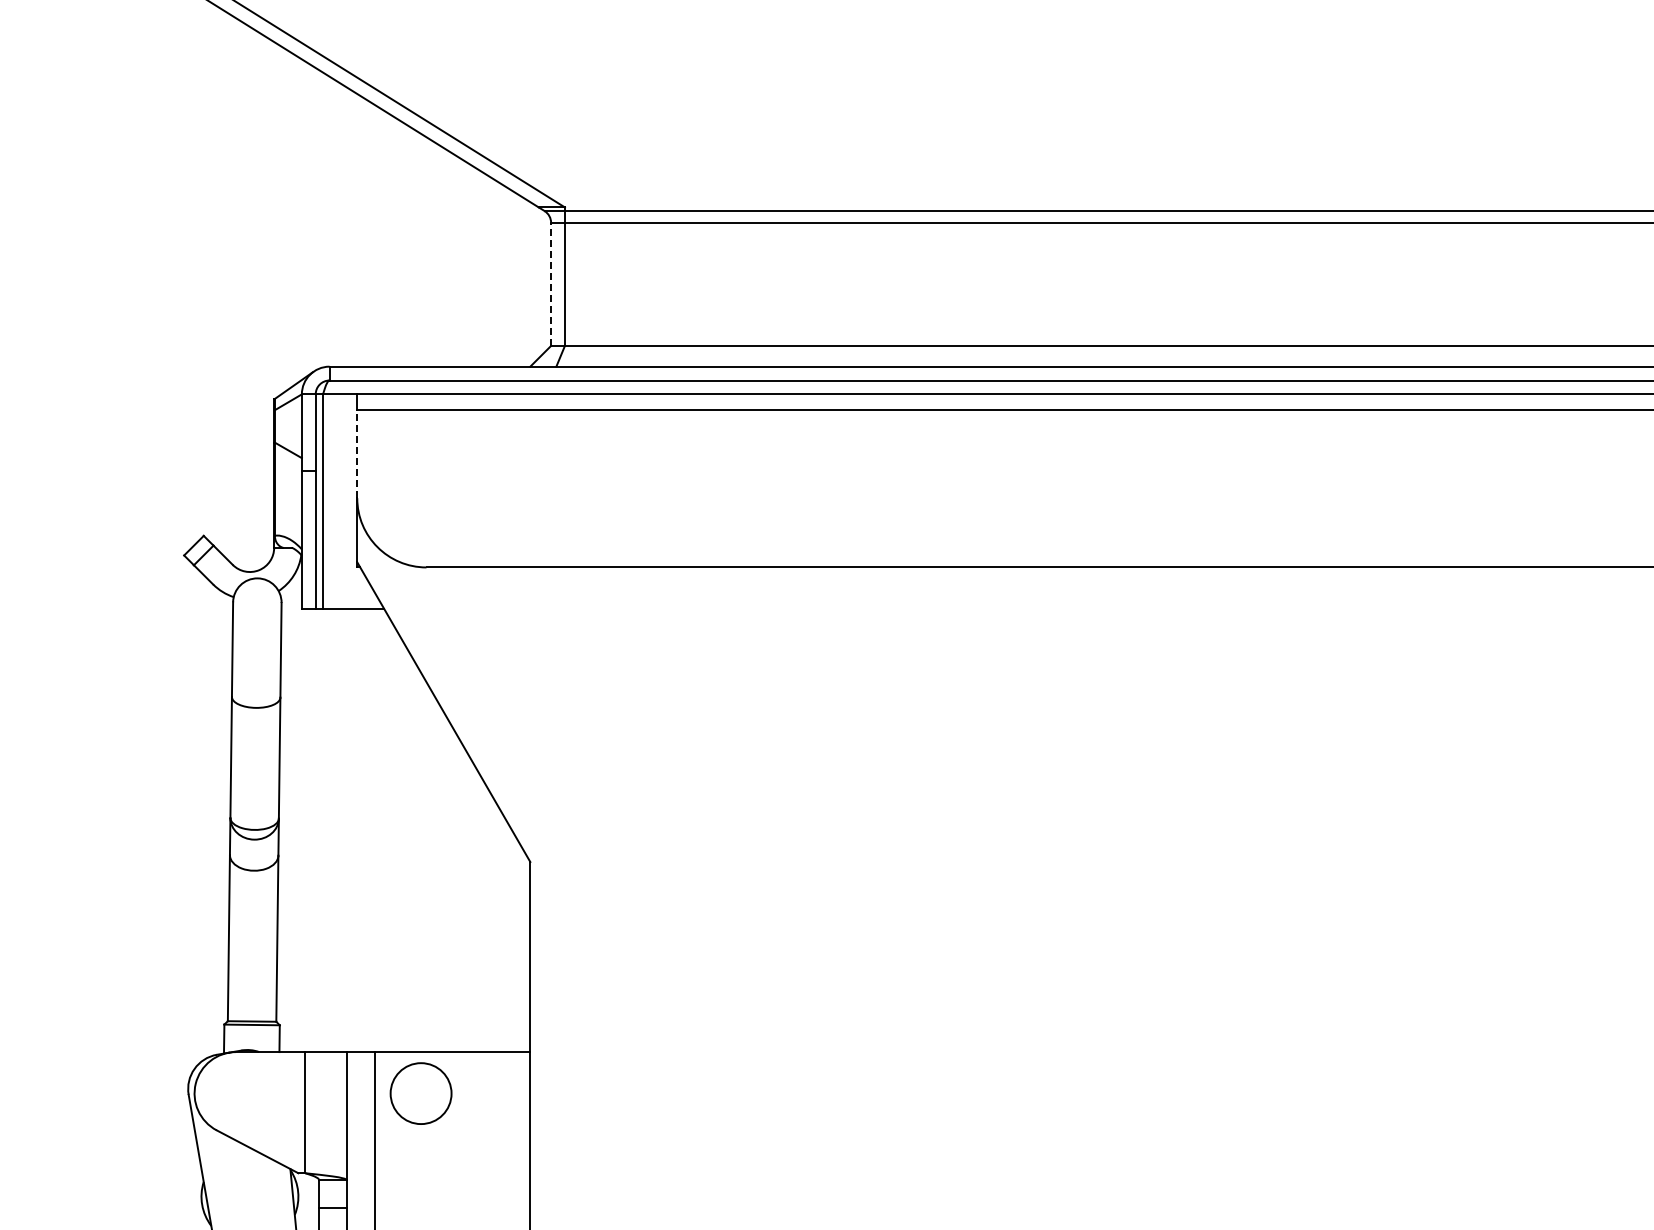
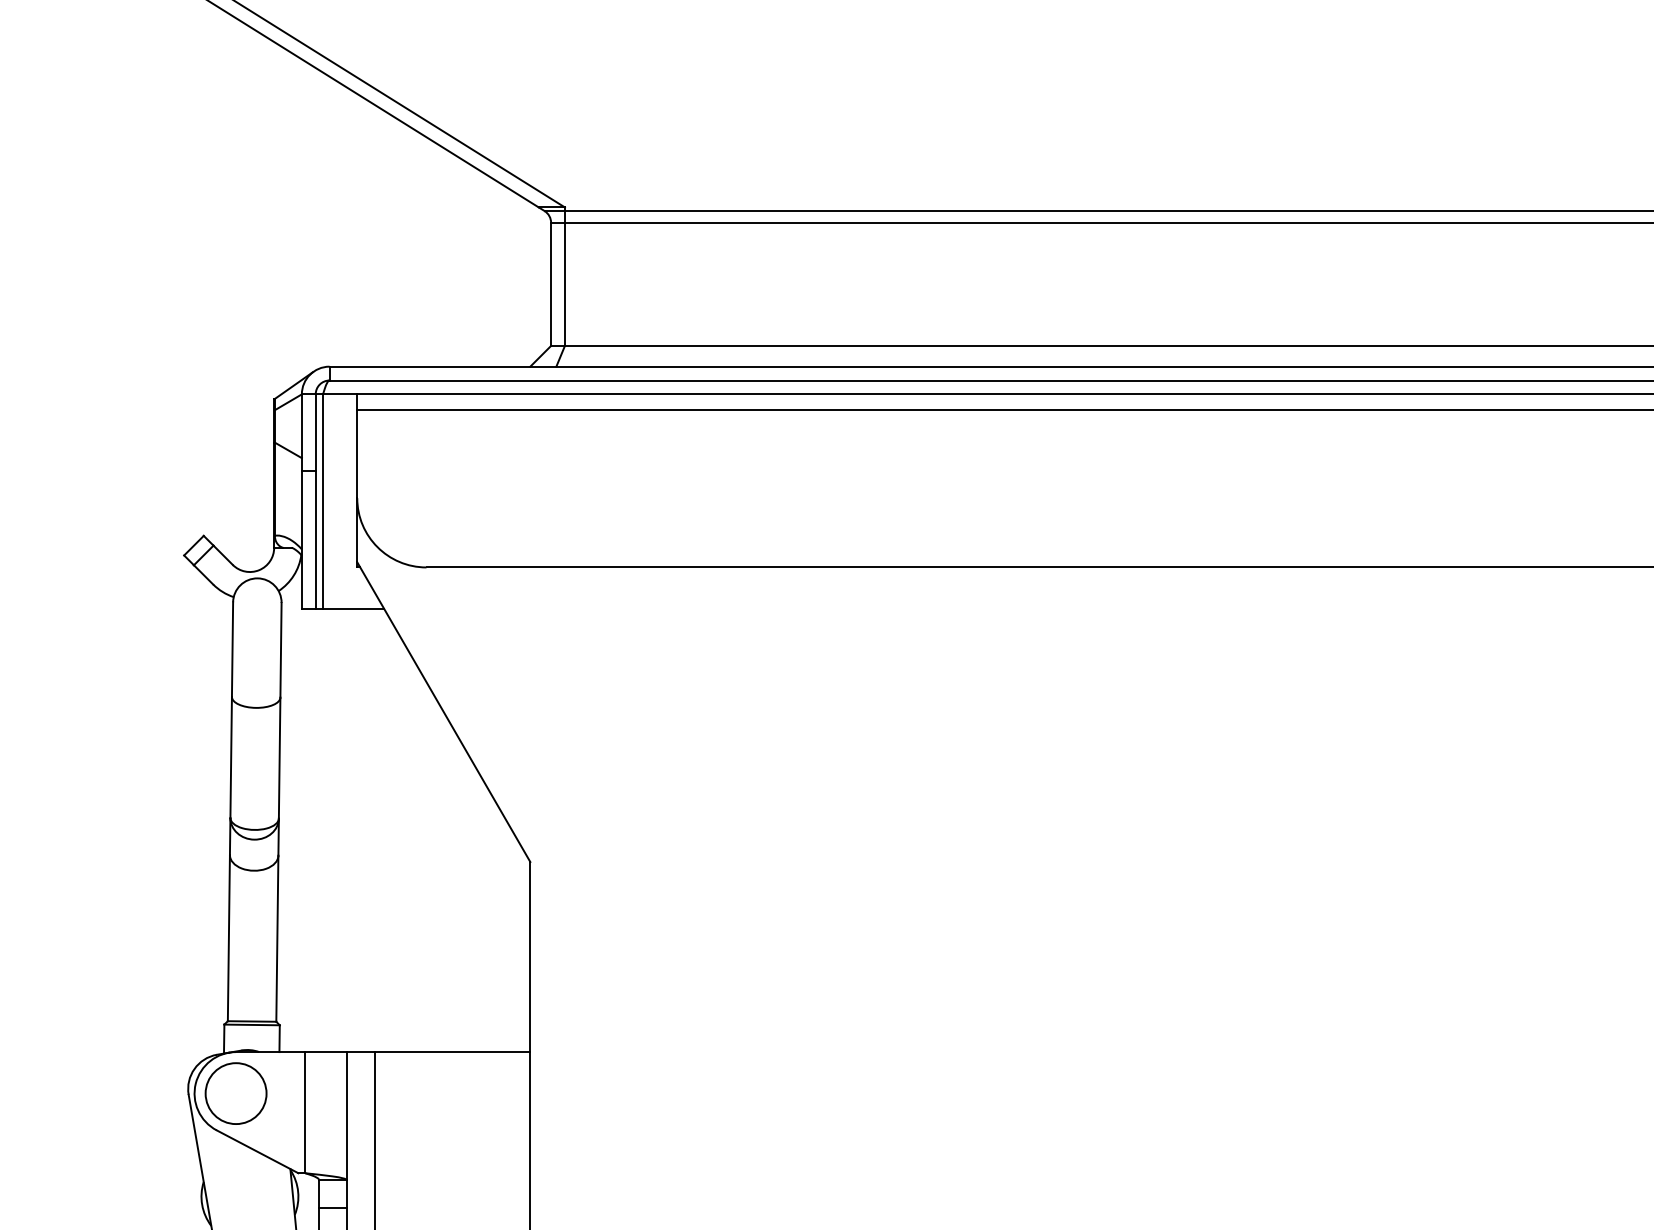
line: dashed -> solid (551, 284)
line: dashed -> solid (357, 453)
circle position: (420, 1093) -> (235, 1093) (235, 1093)
